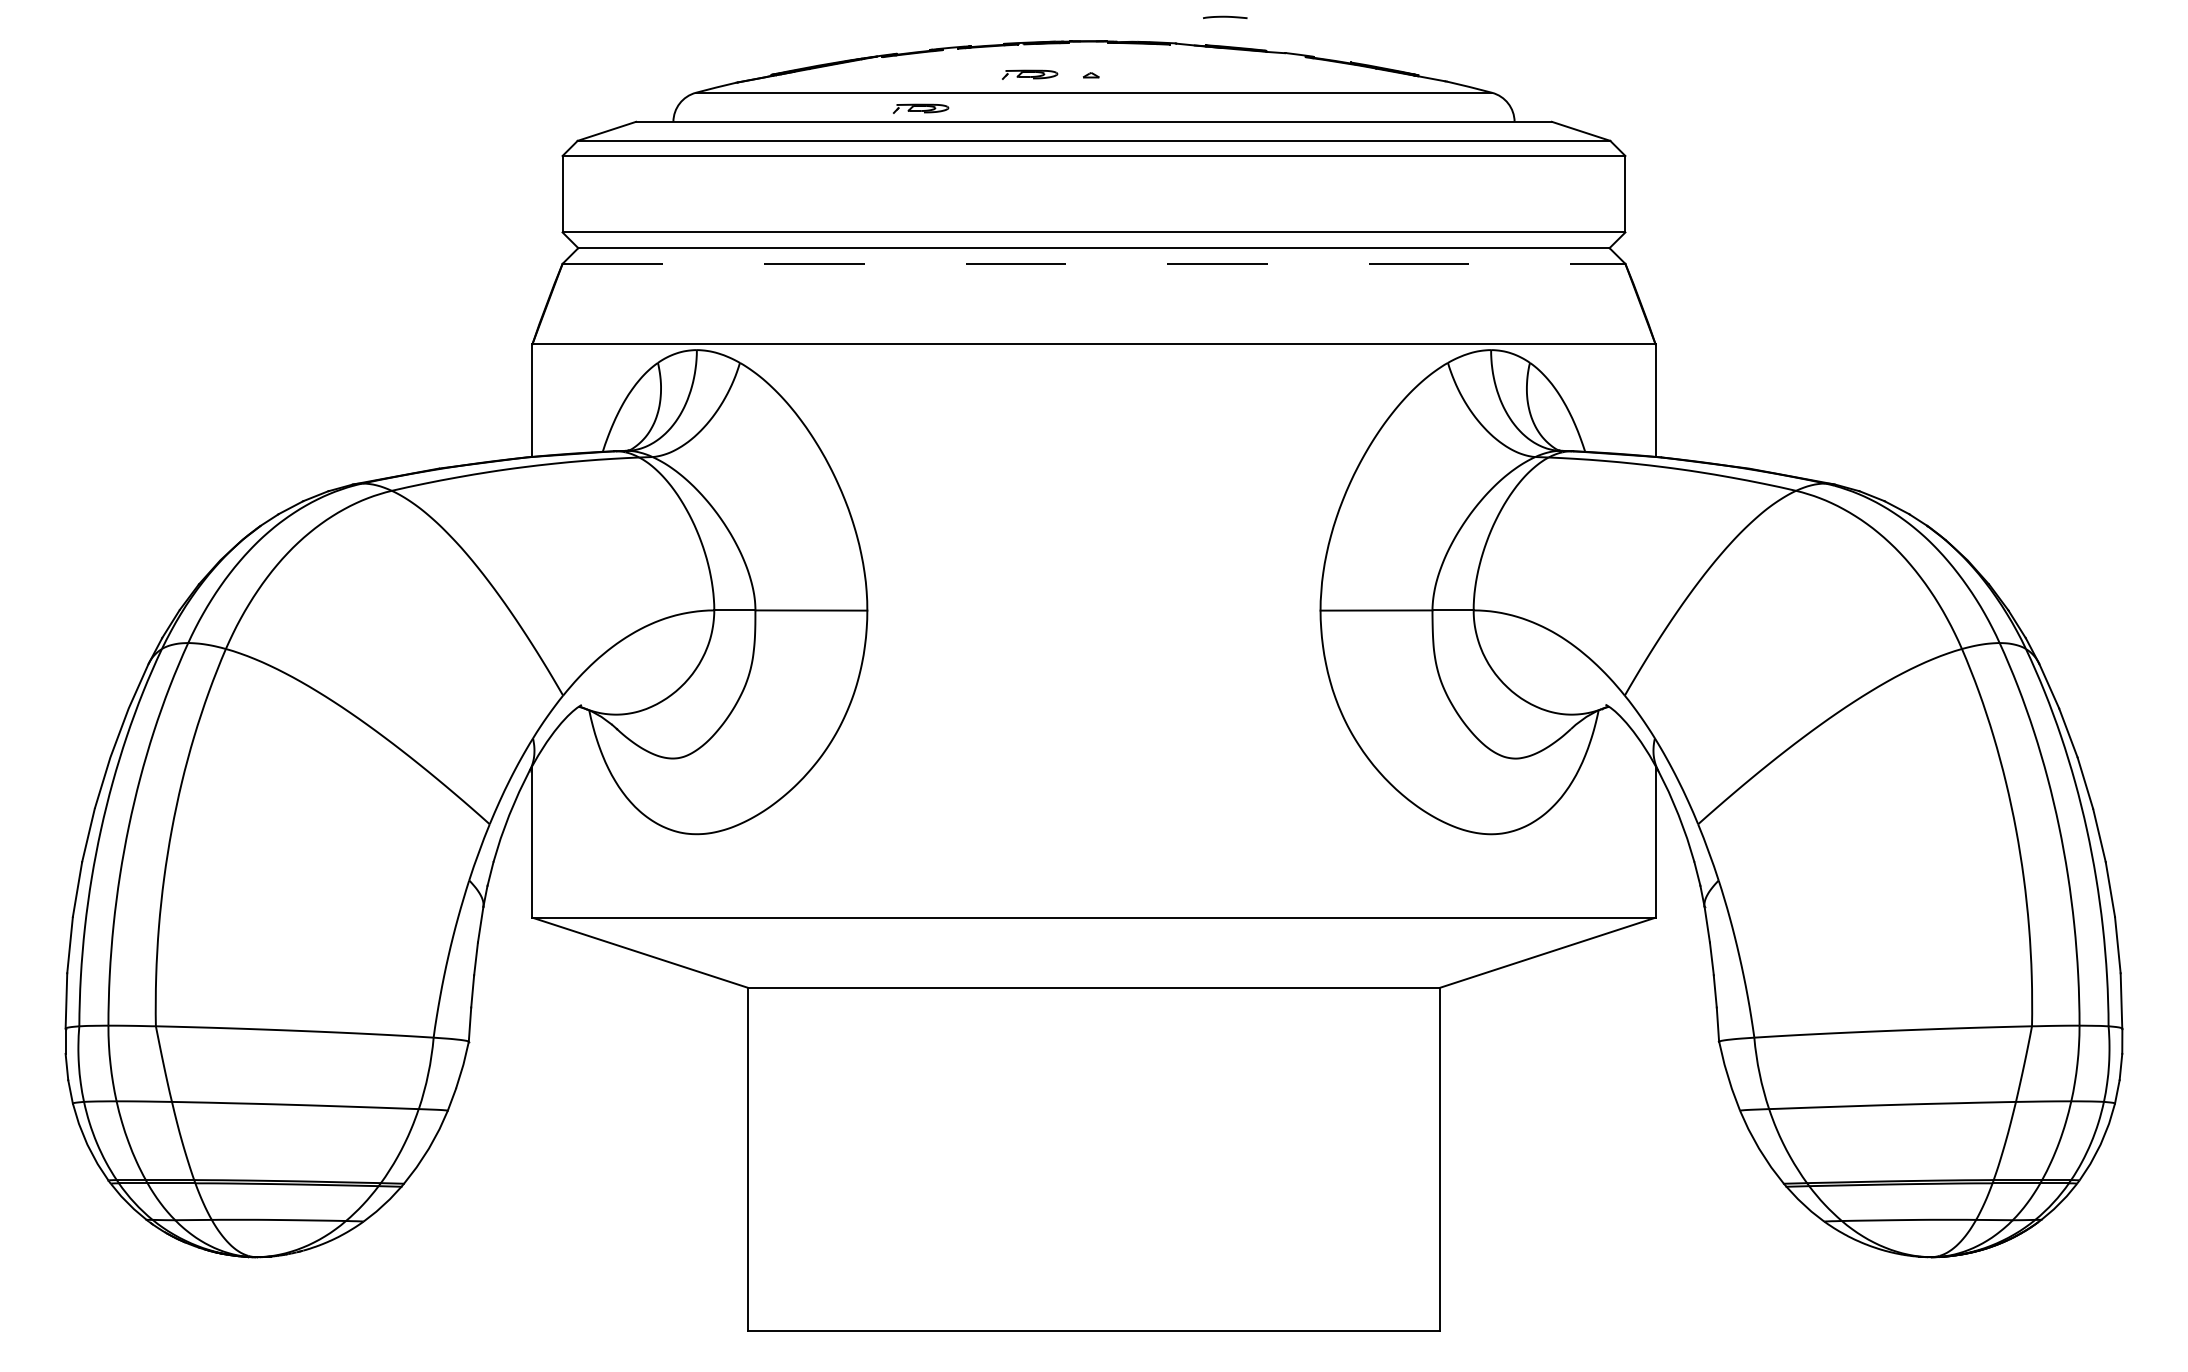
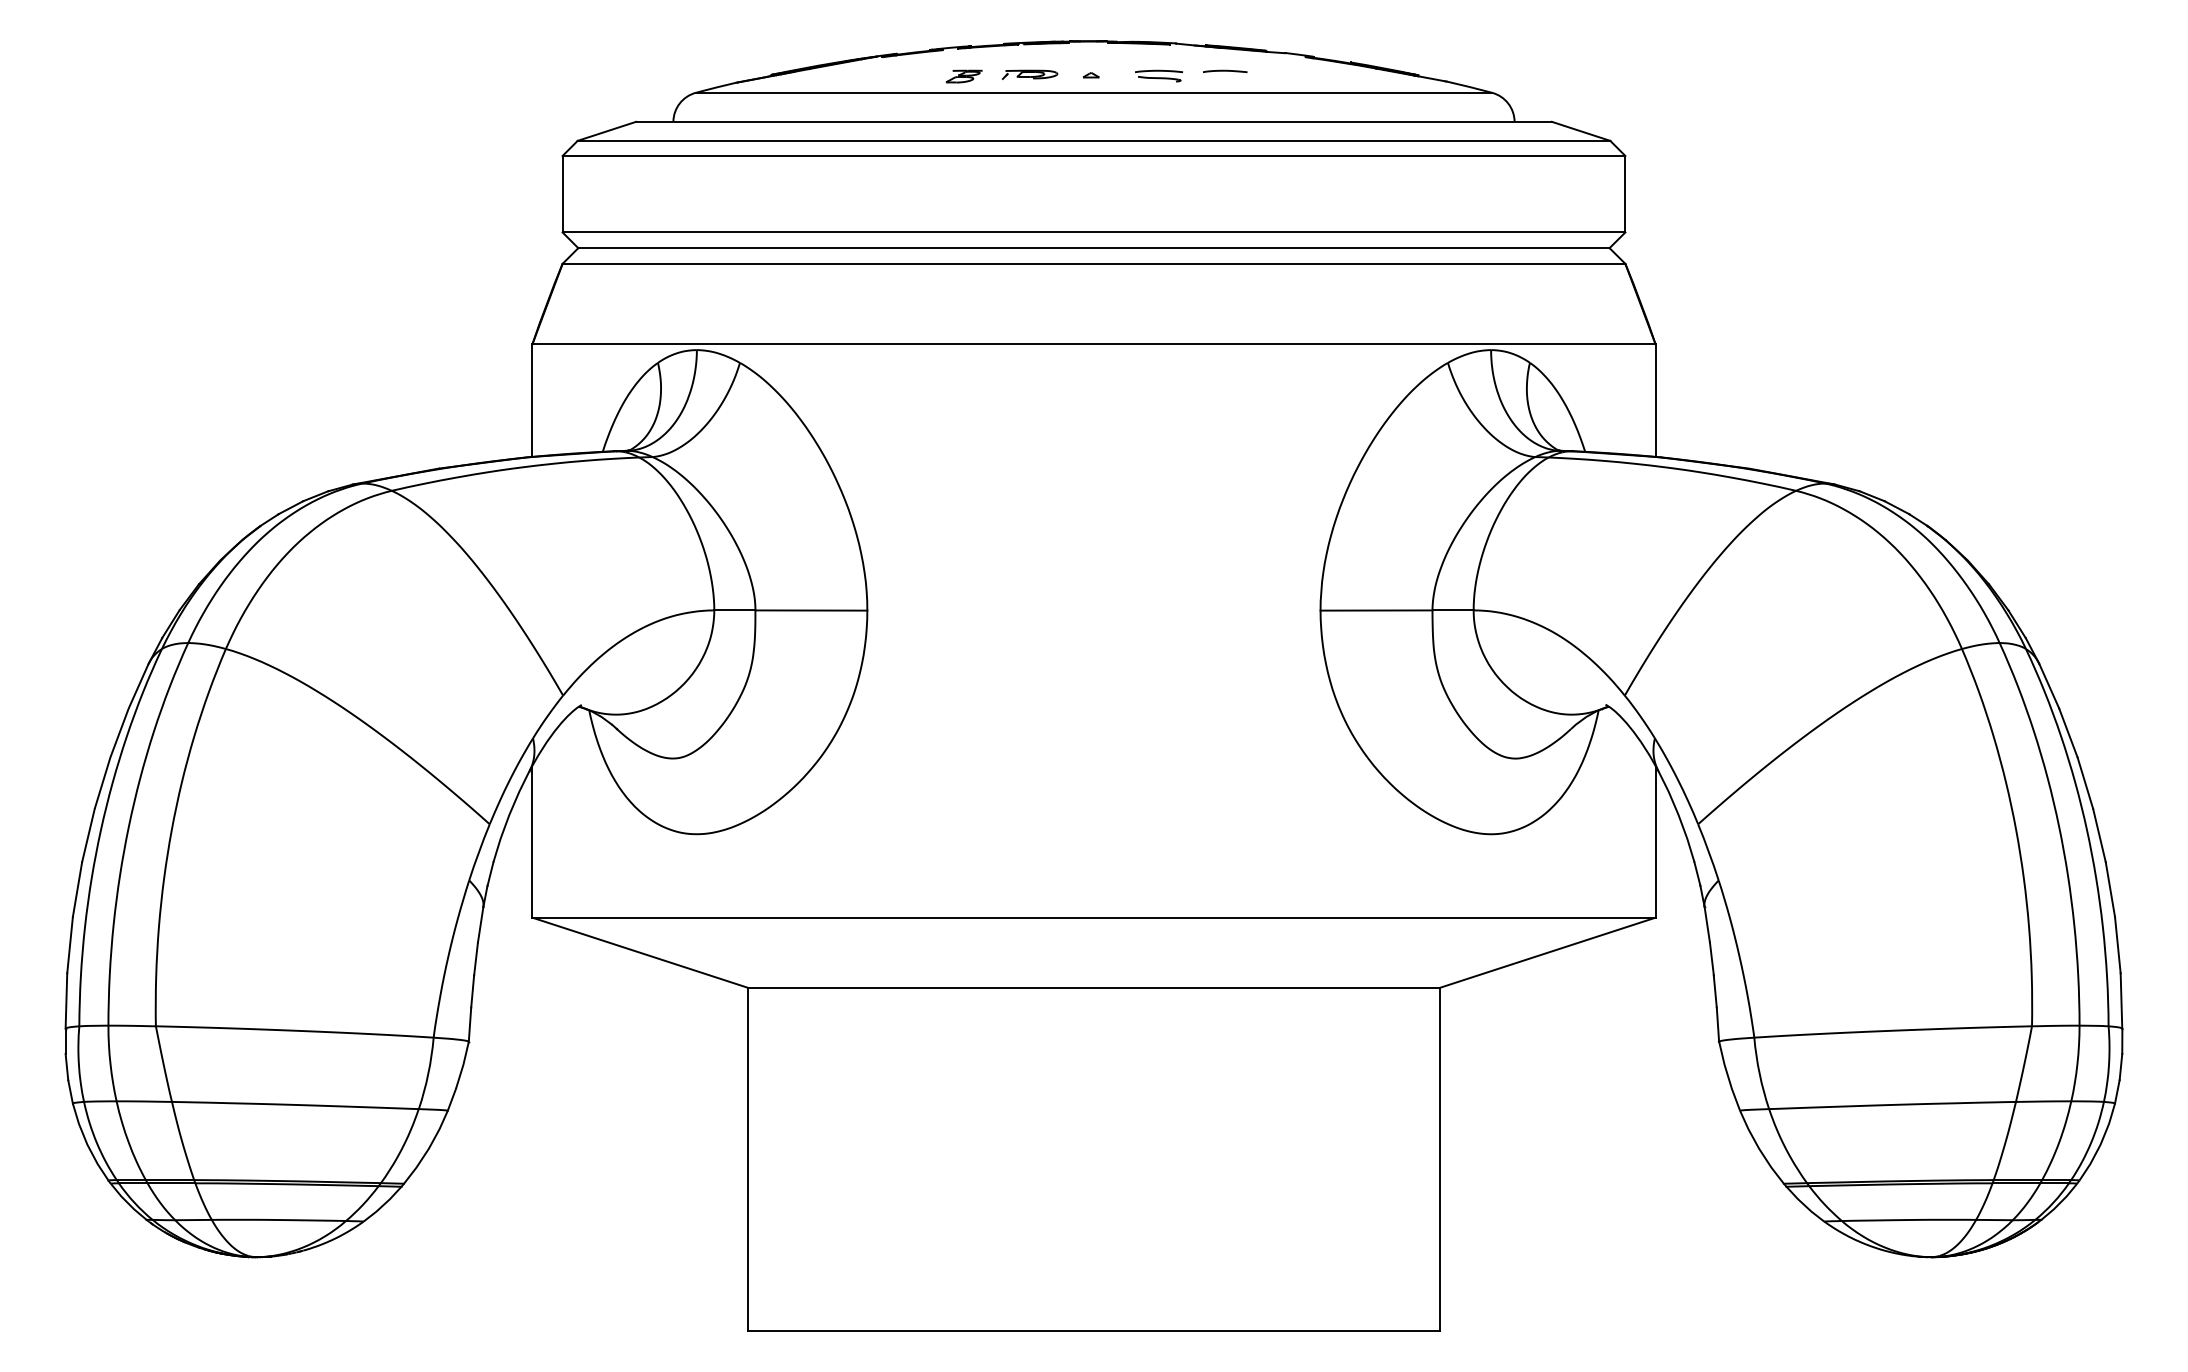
curve position: (1225, 17) -> (1225, 71) (1225, 71)
part: none -> present (1158, 75)
part: none -> present (963, 76)
part: present -> none (921, 108)
line: dashed -> solid (1094, 263)
